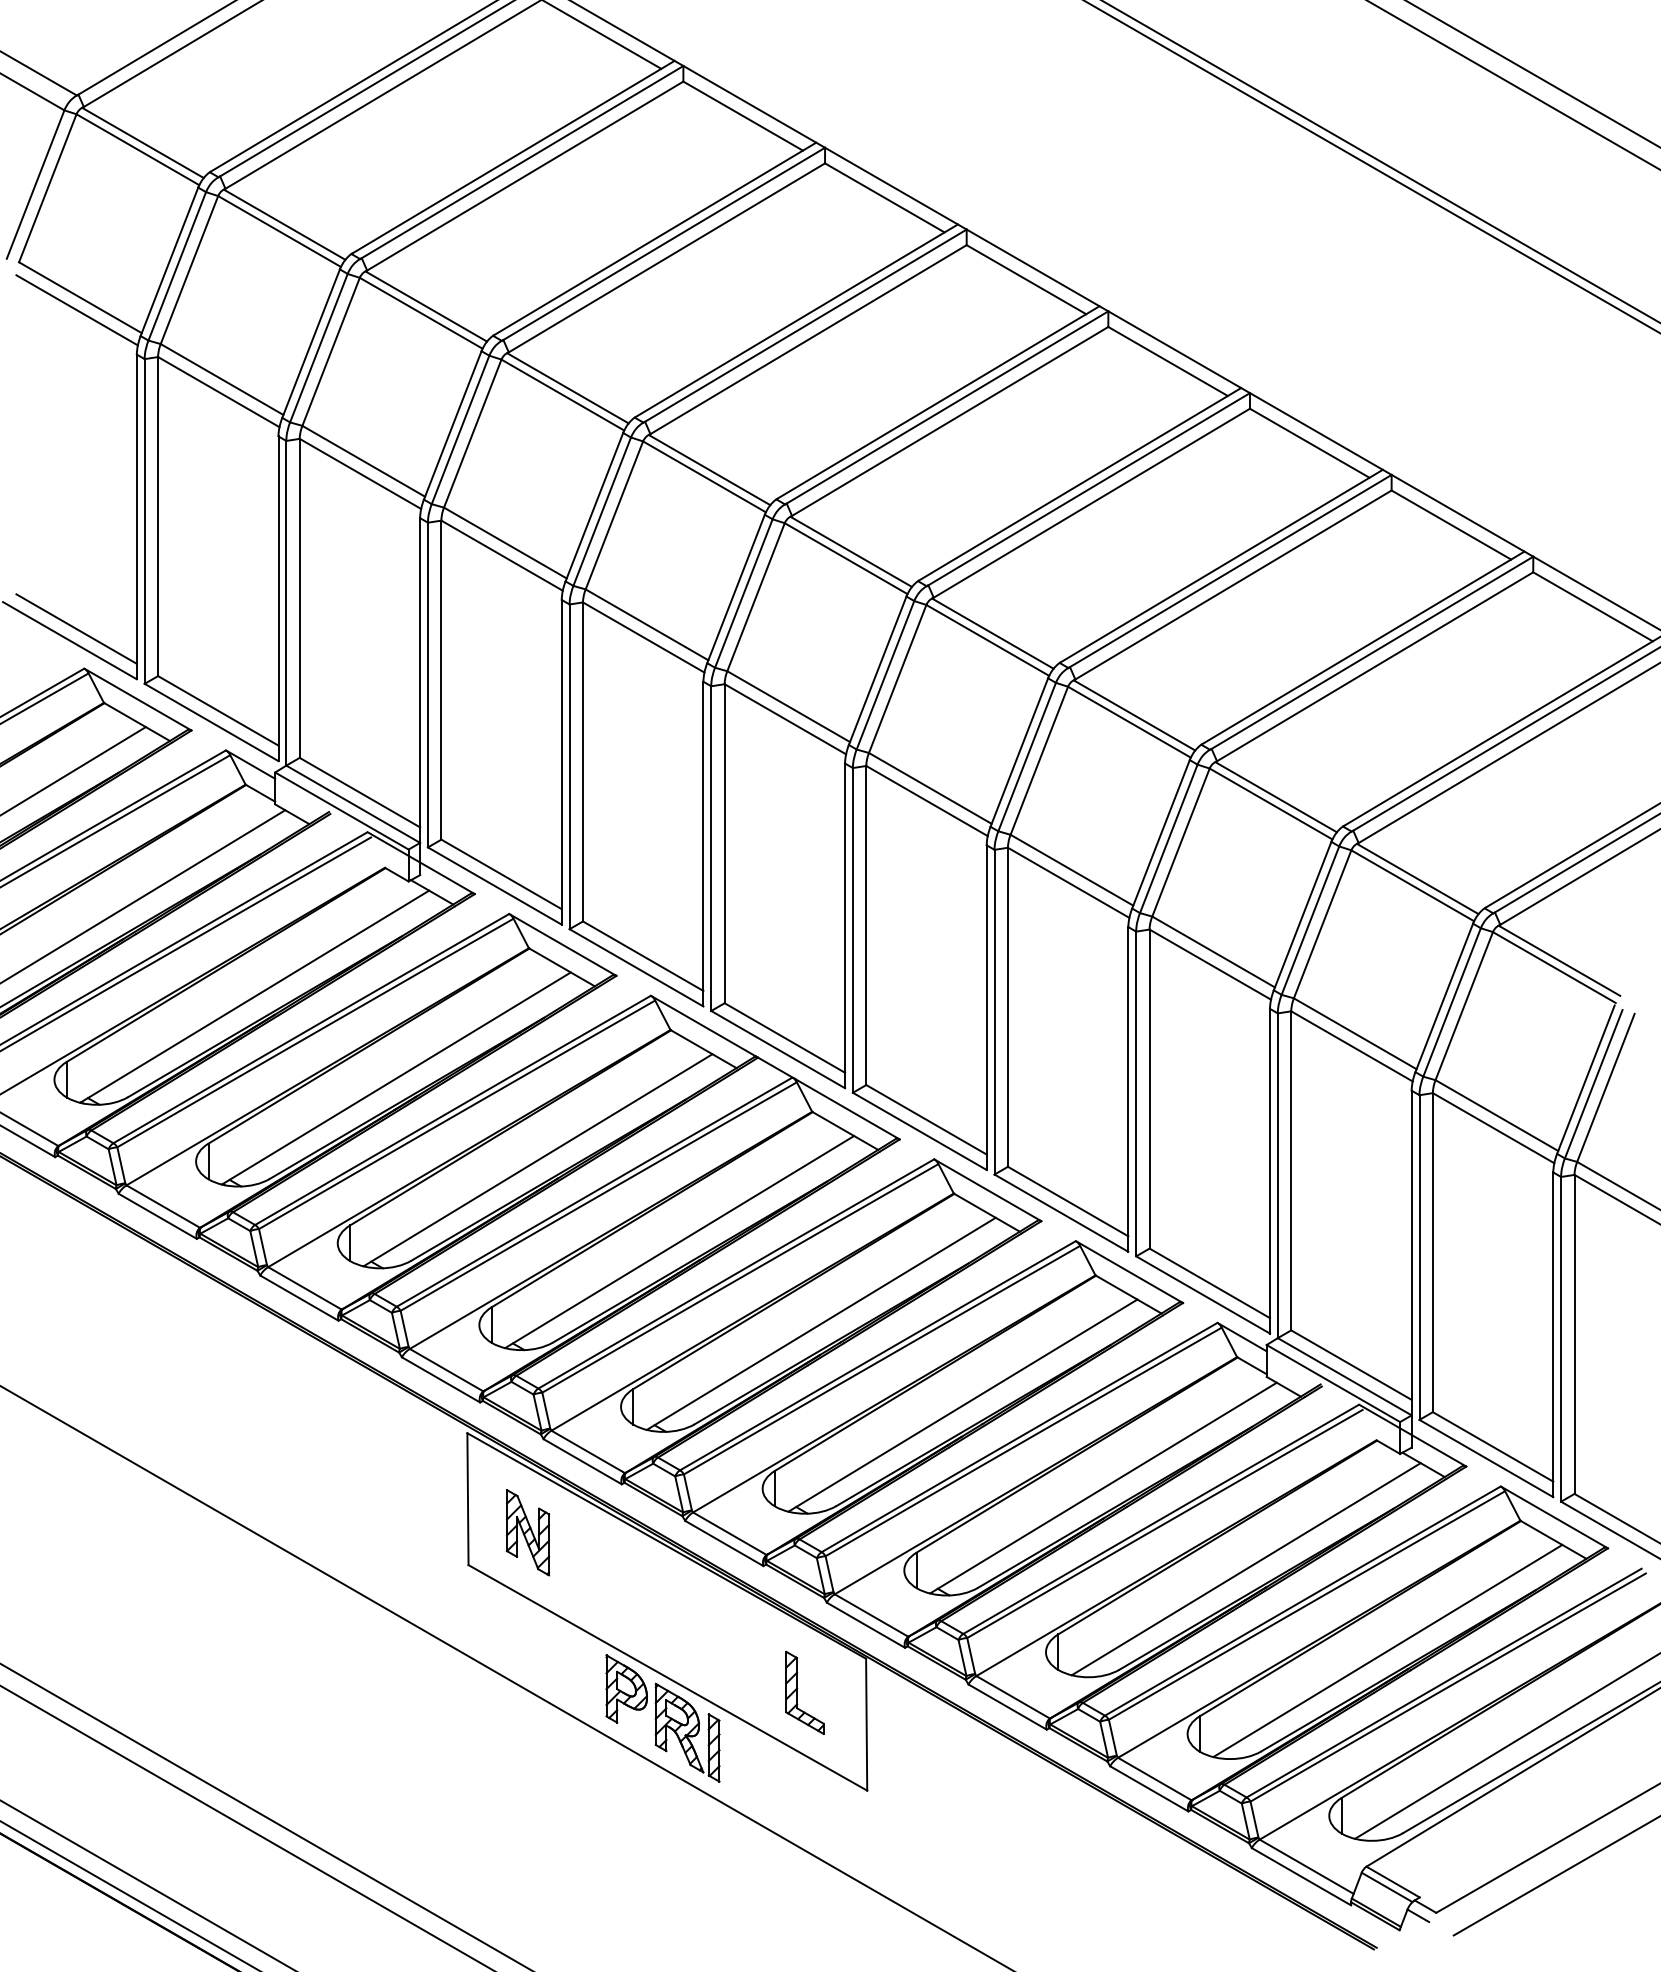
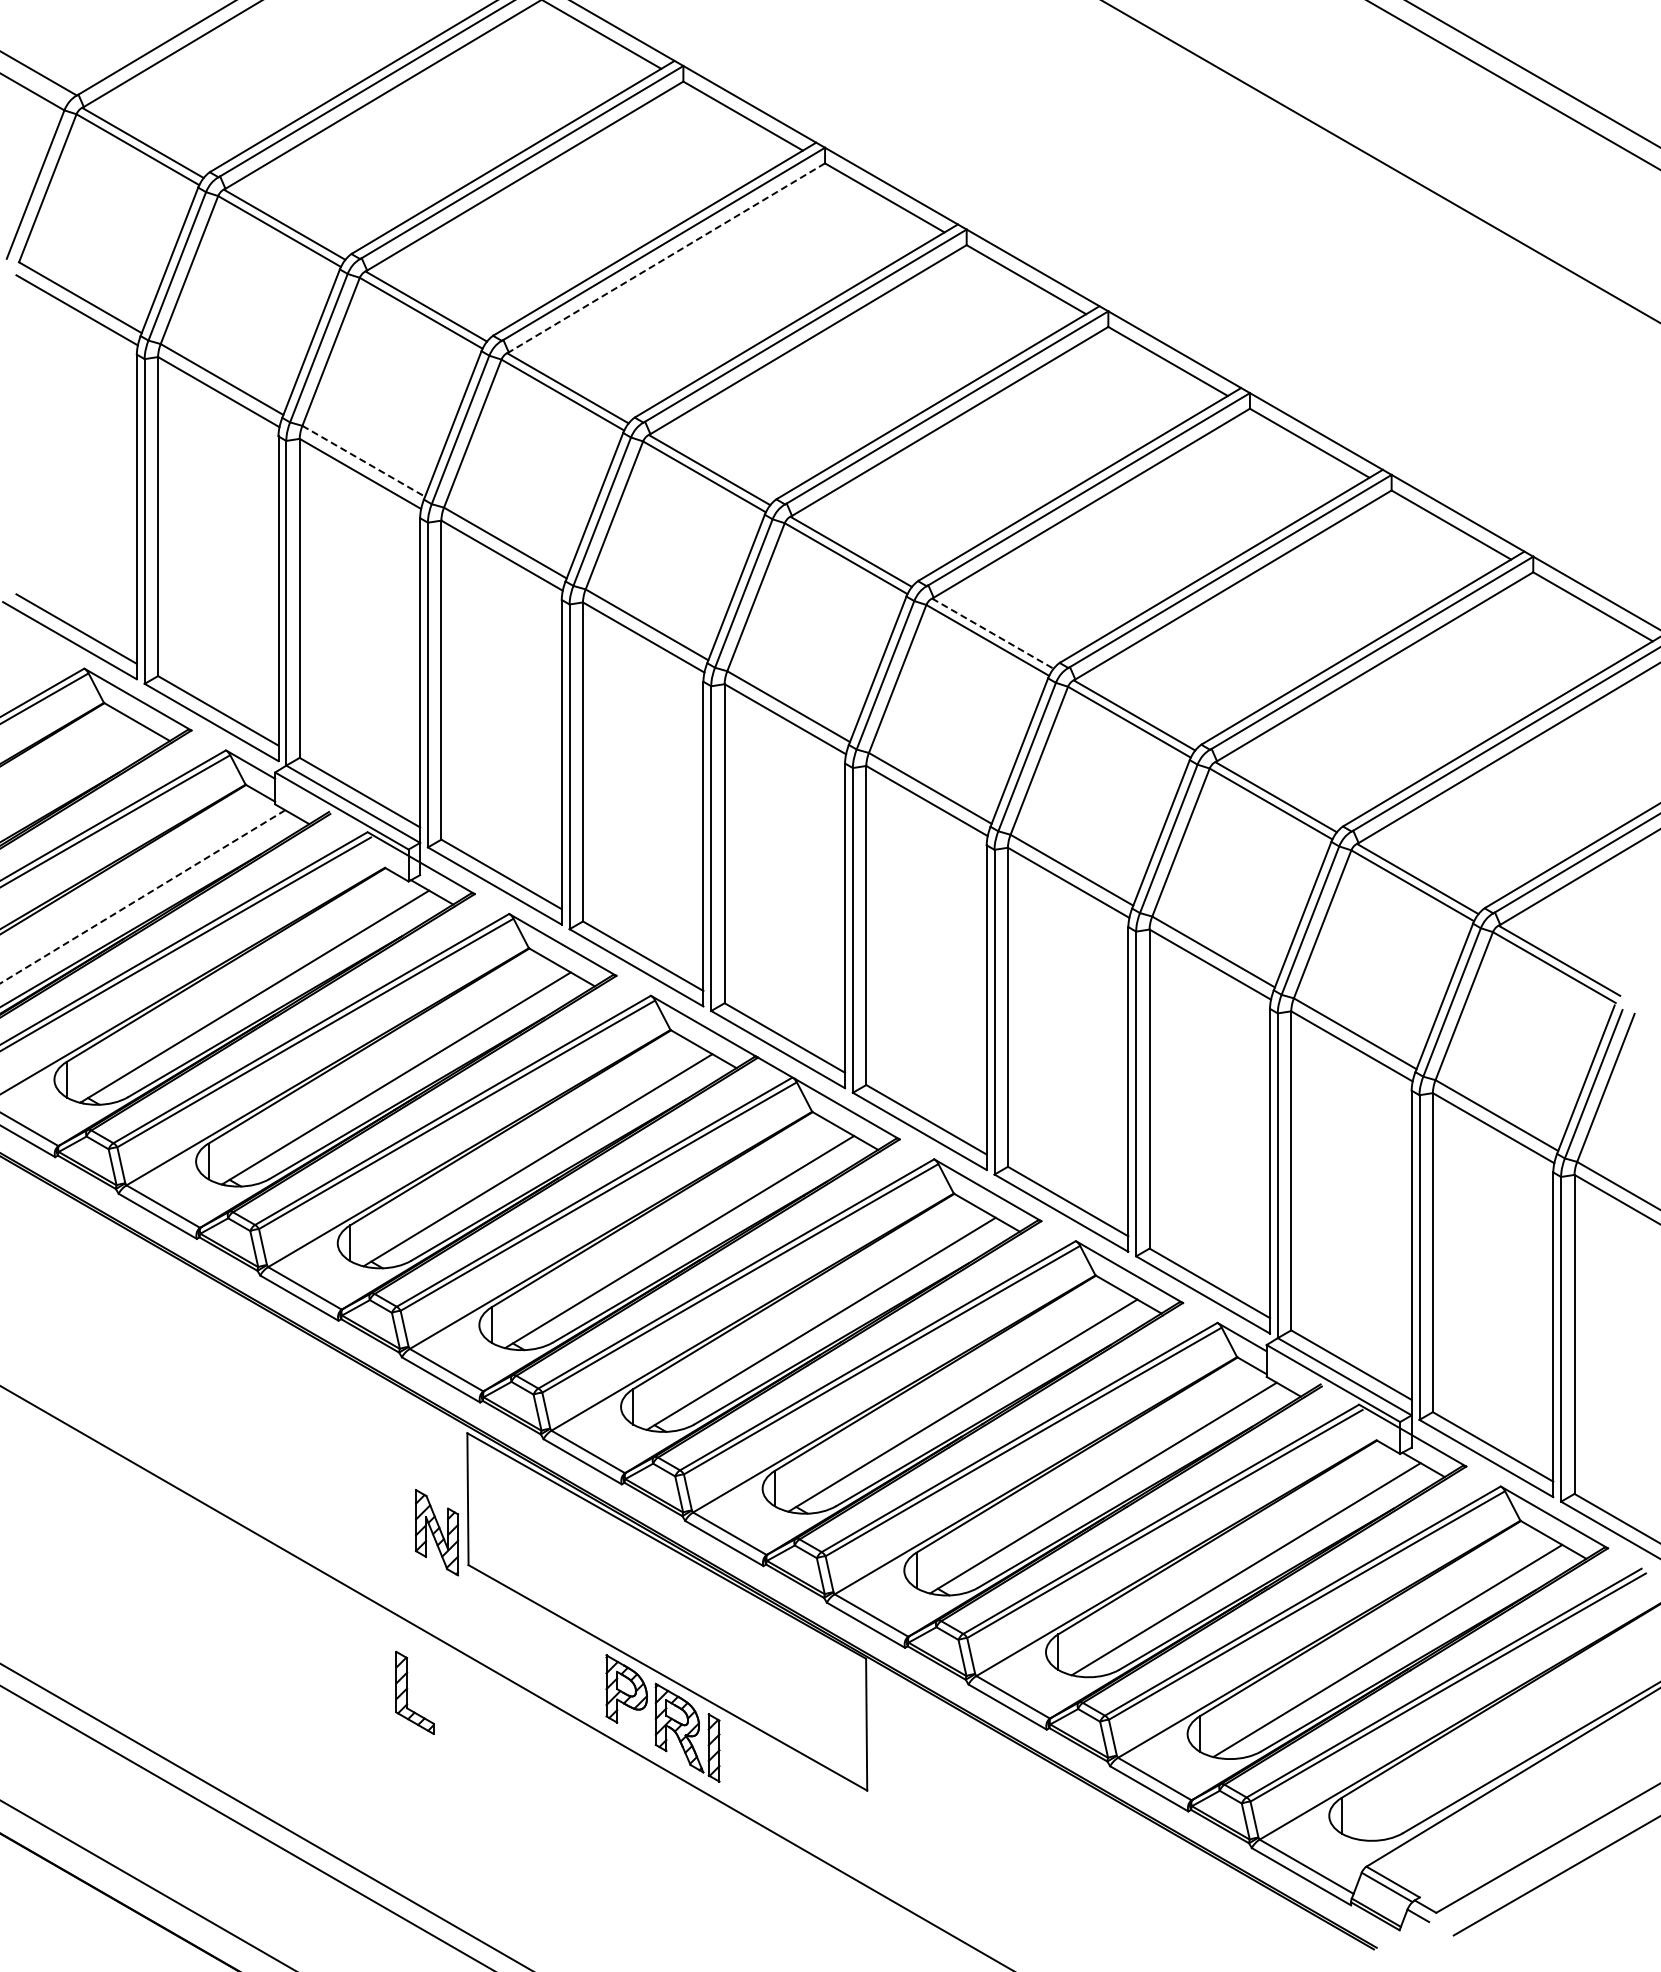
line: present -> none (1371, 166)
line: solid -> dashed (666, 258)
line: solid -> dashed (363, 461)
line: solid -> dashed (993, 633)
line: present -> none (73, 770)
line: solid -> dashed (142, 896)
part position: (527, 1532) -> (436, 1532) (436, 1532)
part position: (797, 1692) -> (407, 1692) (407, 1692)
line: present -> none (1506, 1746)
line: present -> none (129, 1895)
